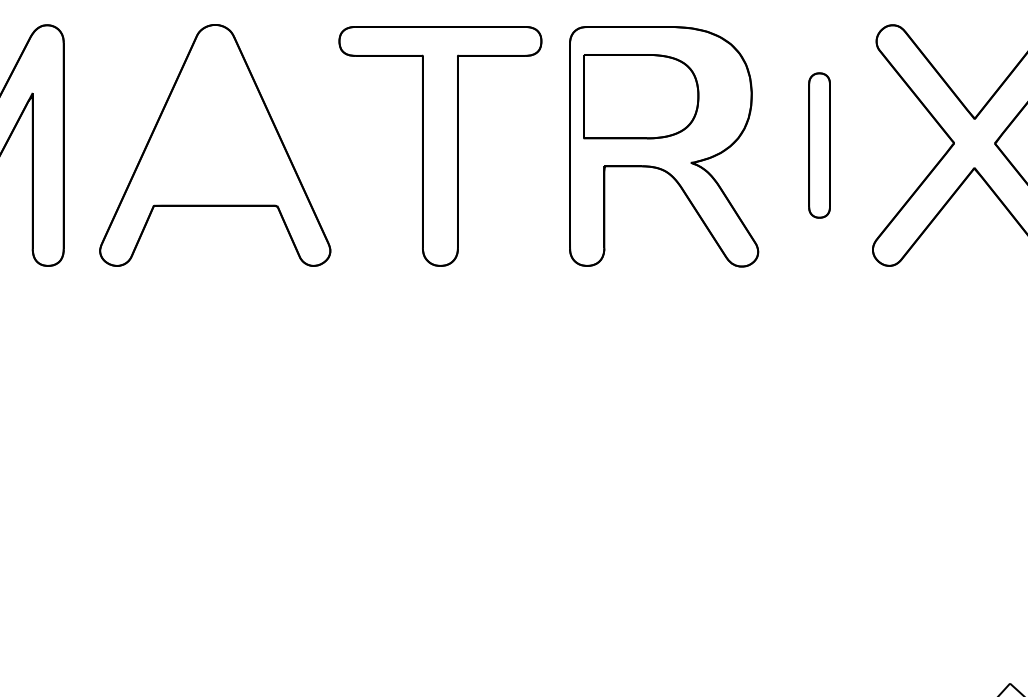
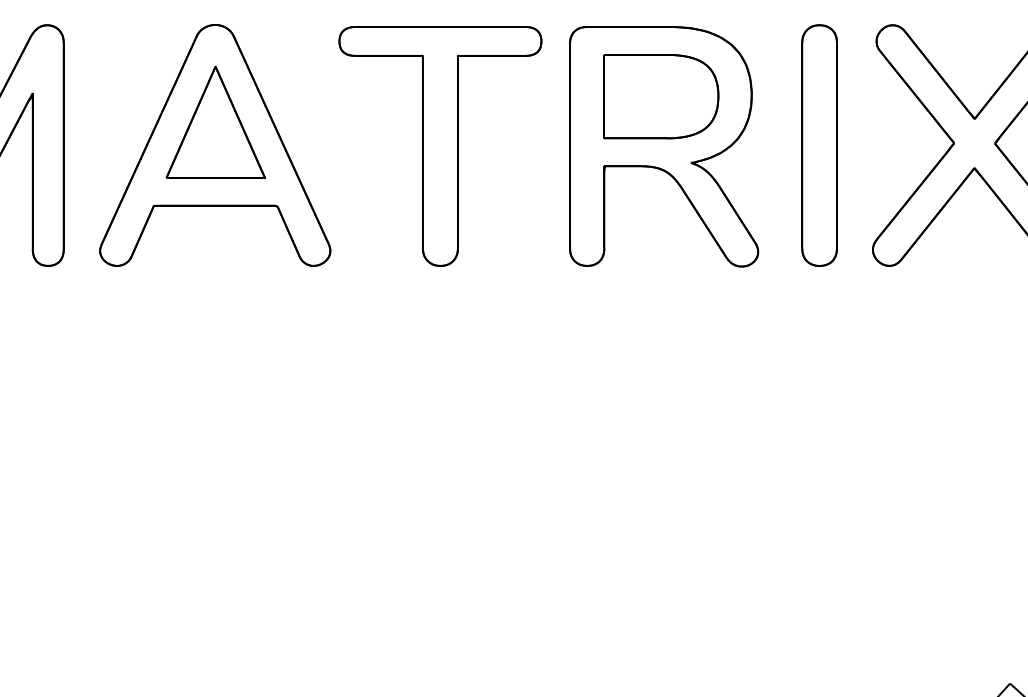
part position: (641, 96) -> (661, 96) (661, 96)
part: none -> present (215, 121)
part size: 23x147 px -> 37x243 px (819, 145)
